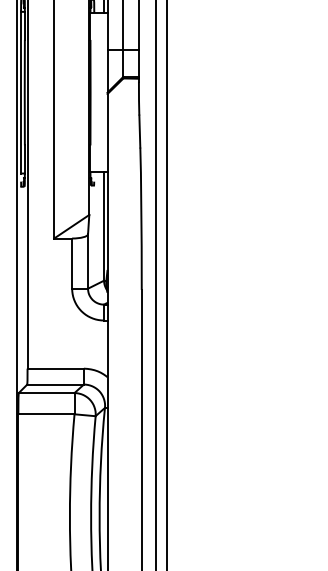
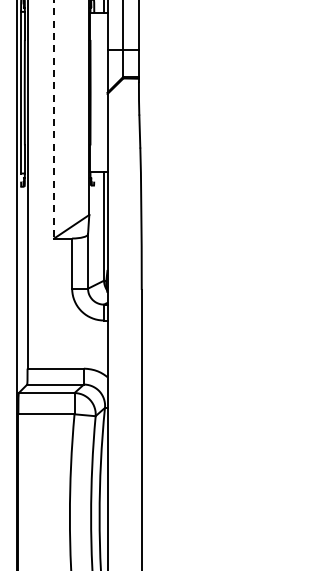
line: solid -> dashed (54, 119)
line: present -> none (156, 284)
line: present -> none (166, 284)
